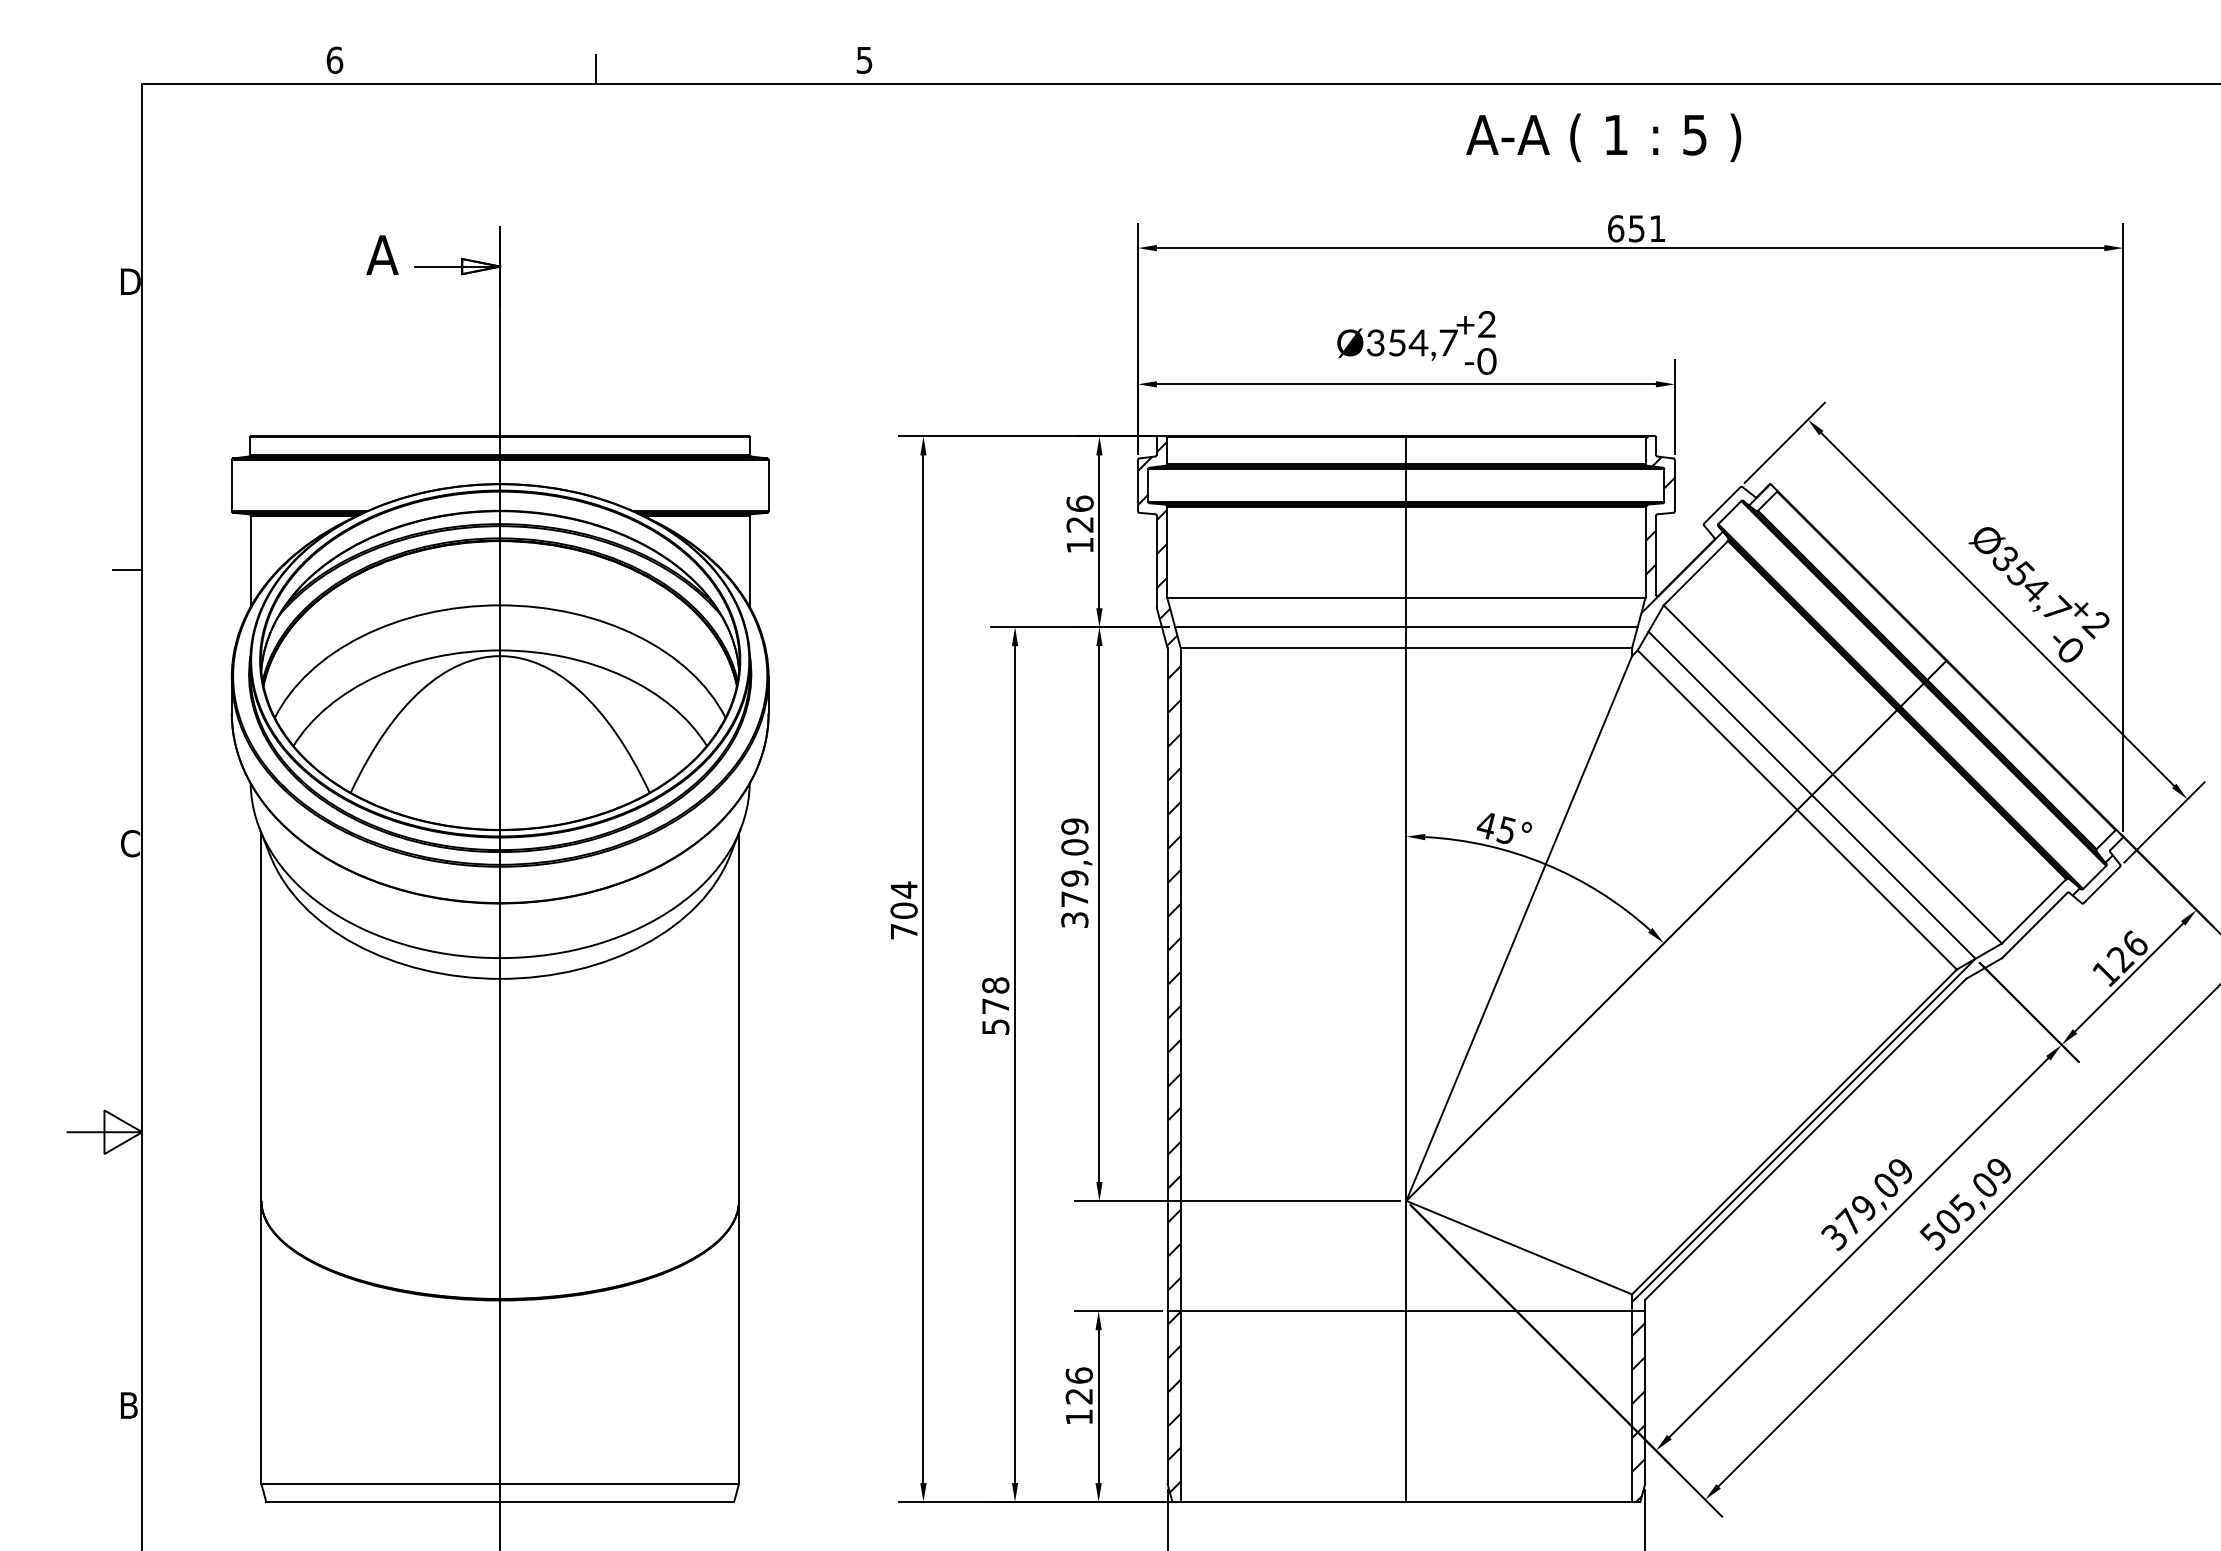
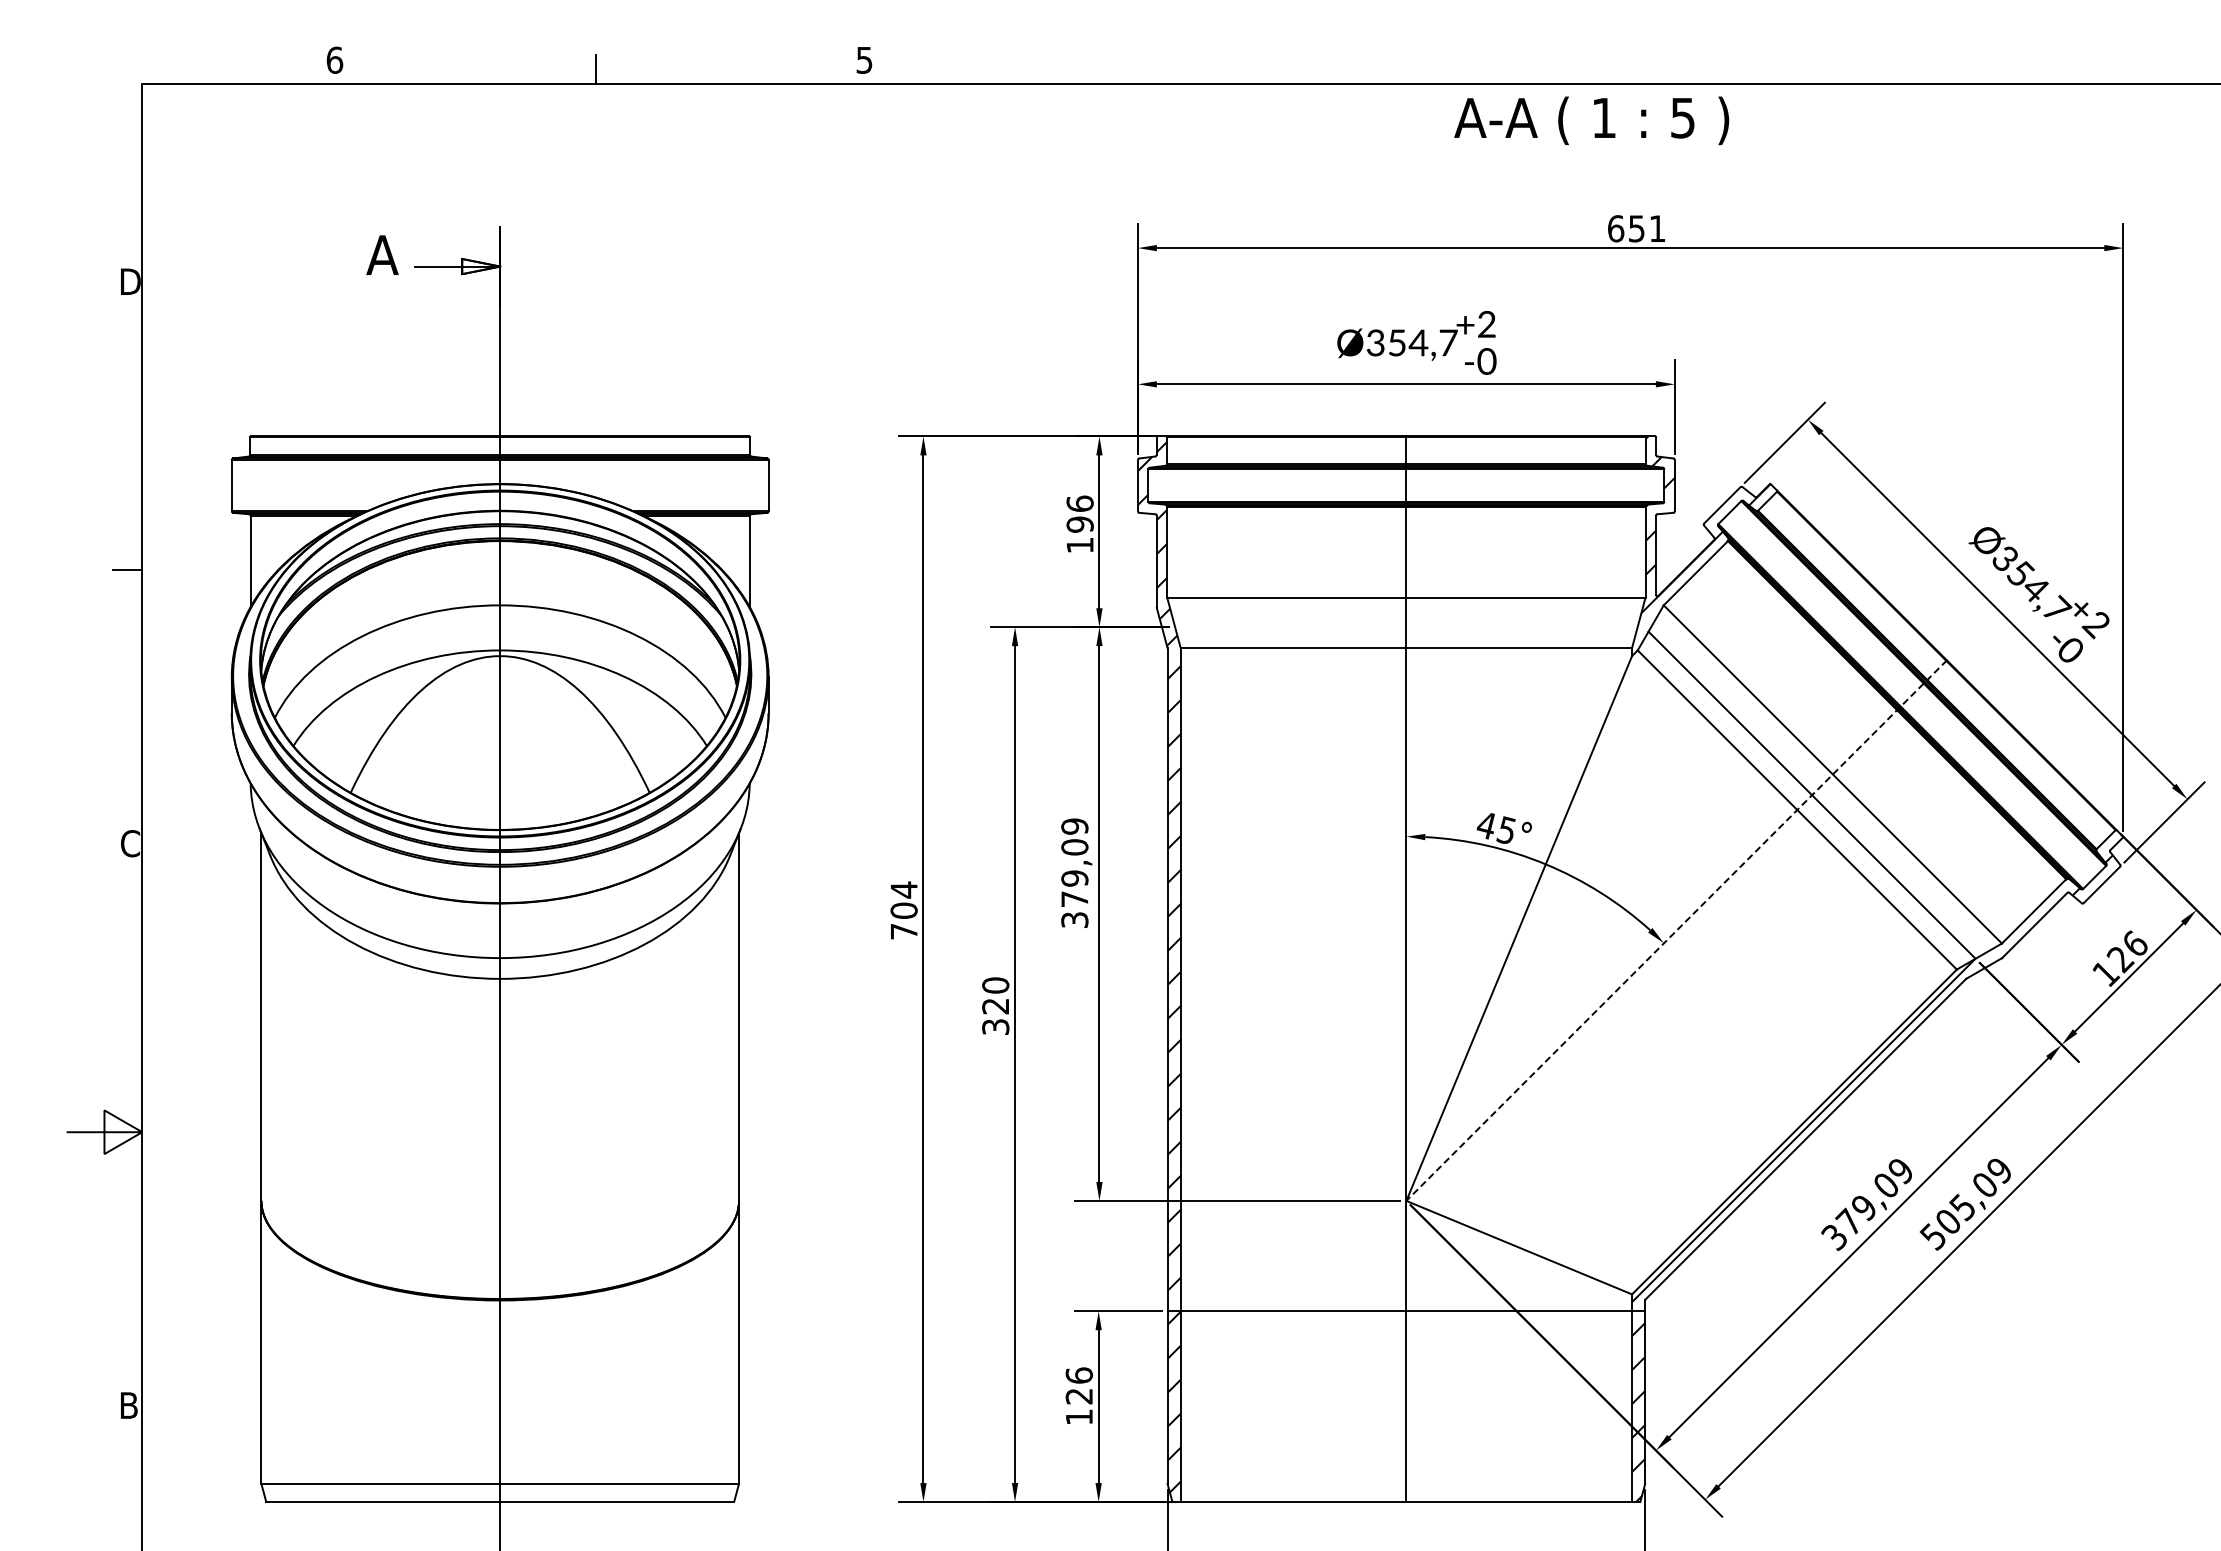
text position: (1603, 137) -> (1591, 120) (1591, 120)
text: 126 -> 196 (1079, 524)
line: present -> none (1406, 627)
line: solid -> dashed (1676, 931)
text: 578 -> 320 (995, 1005)
